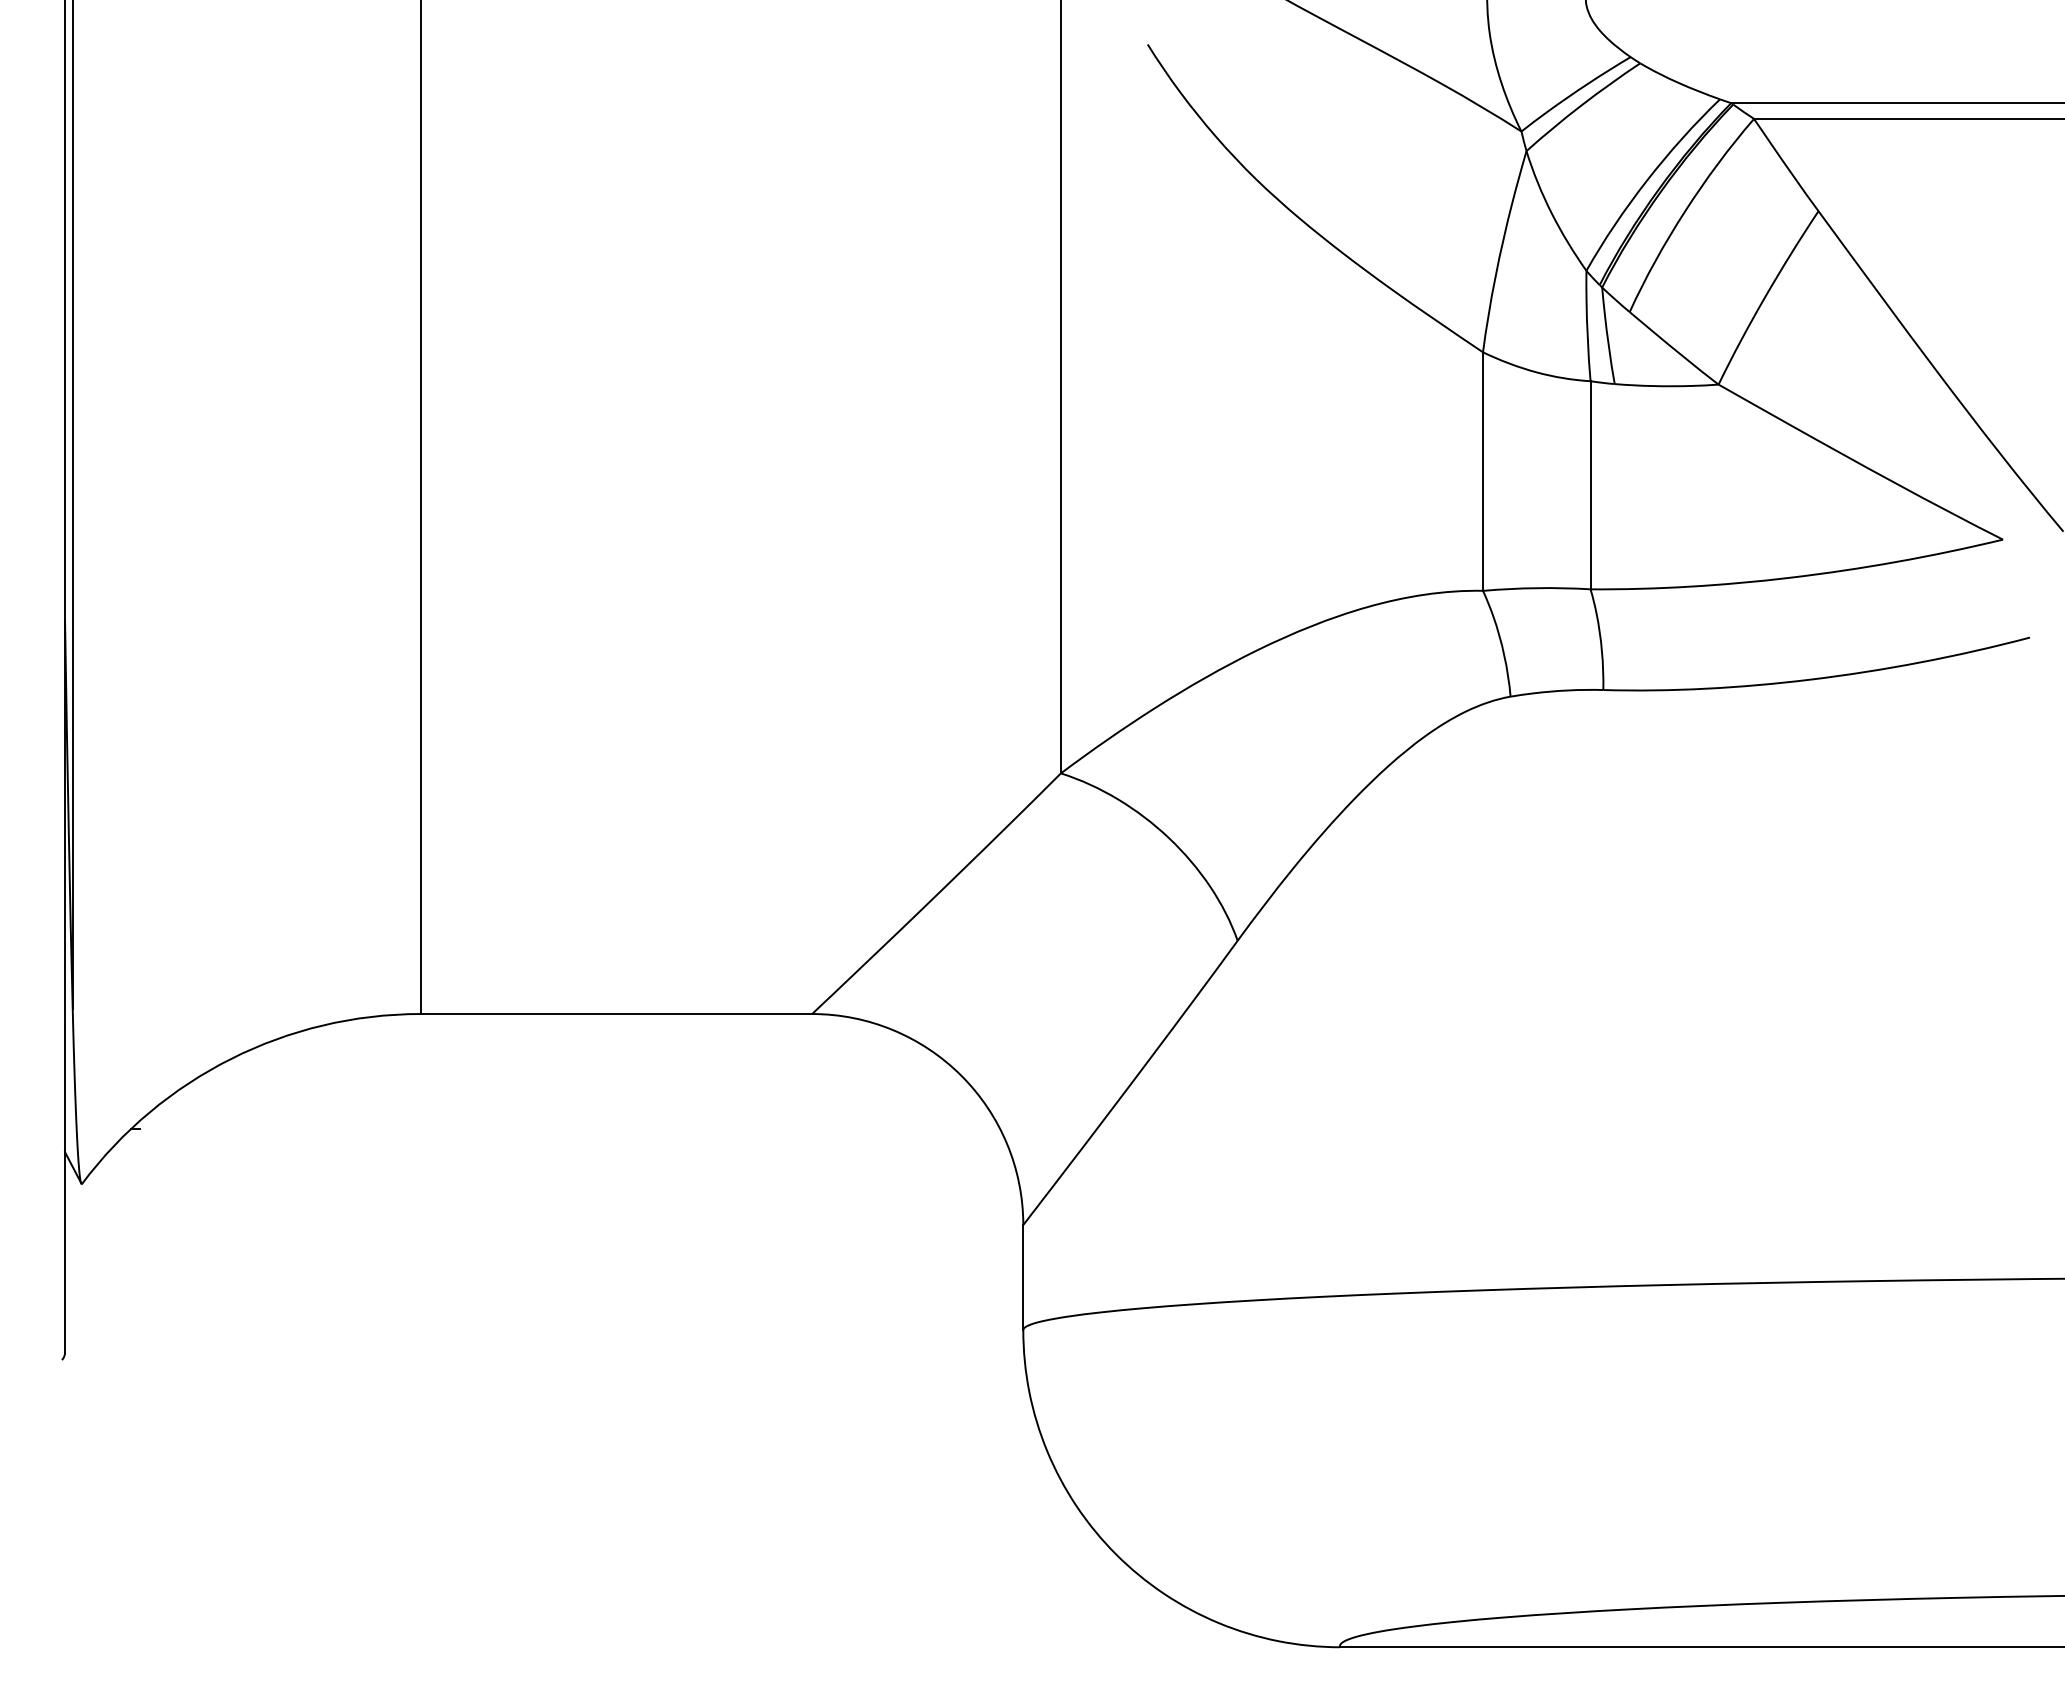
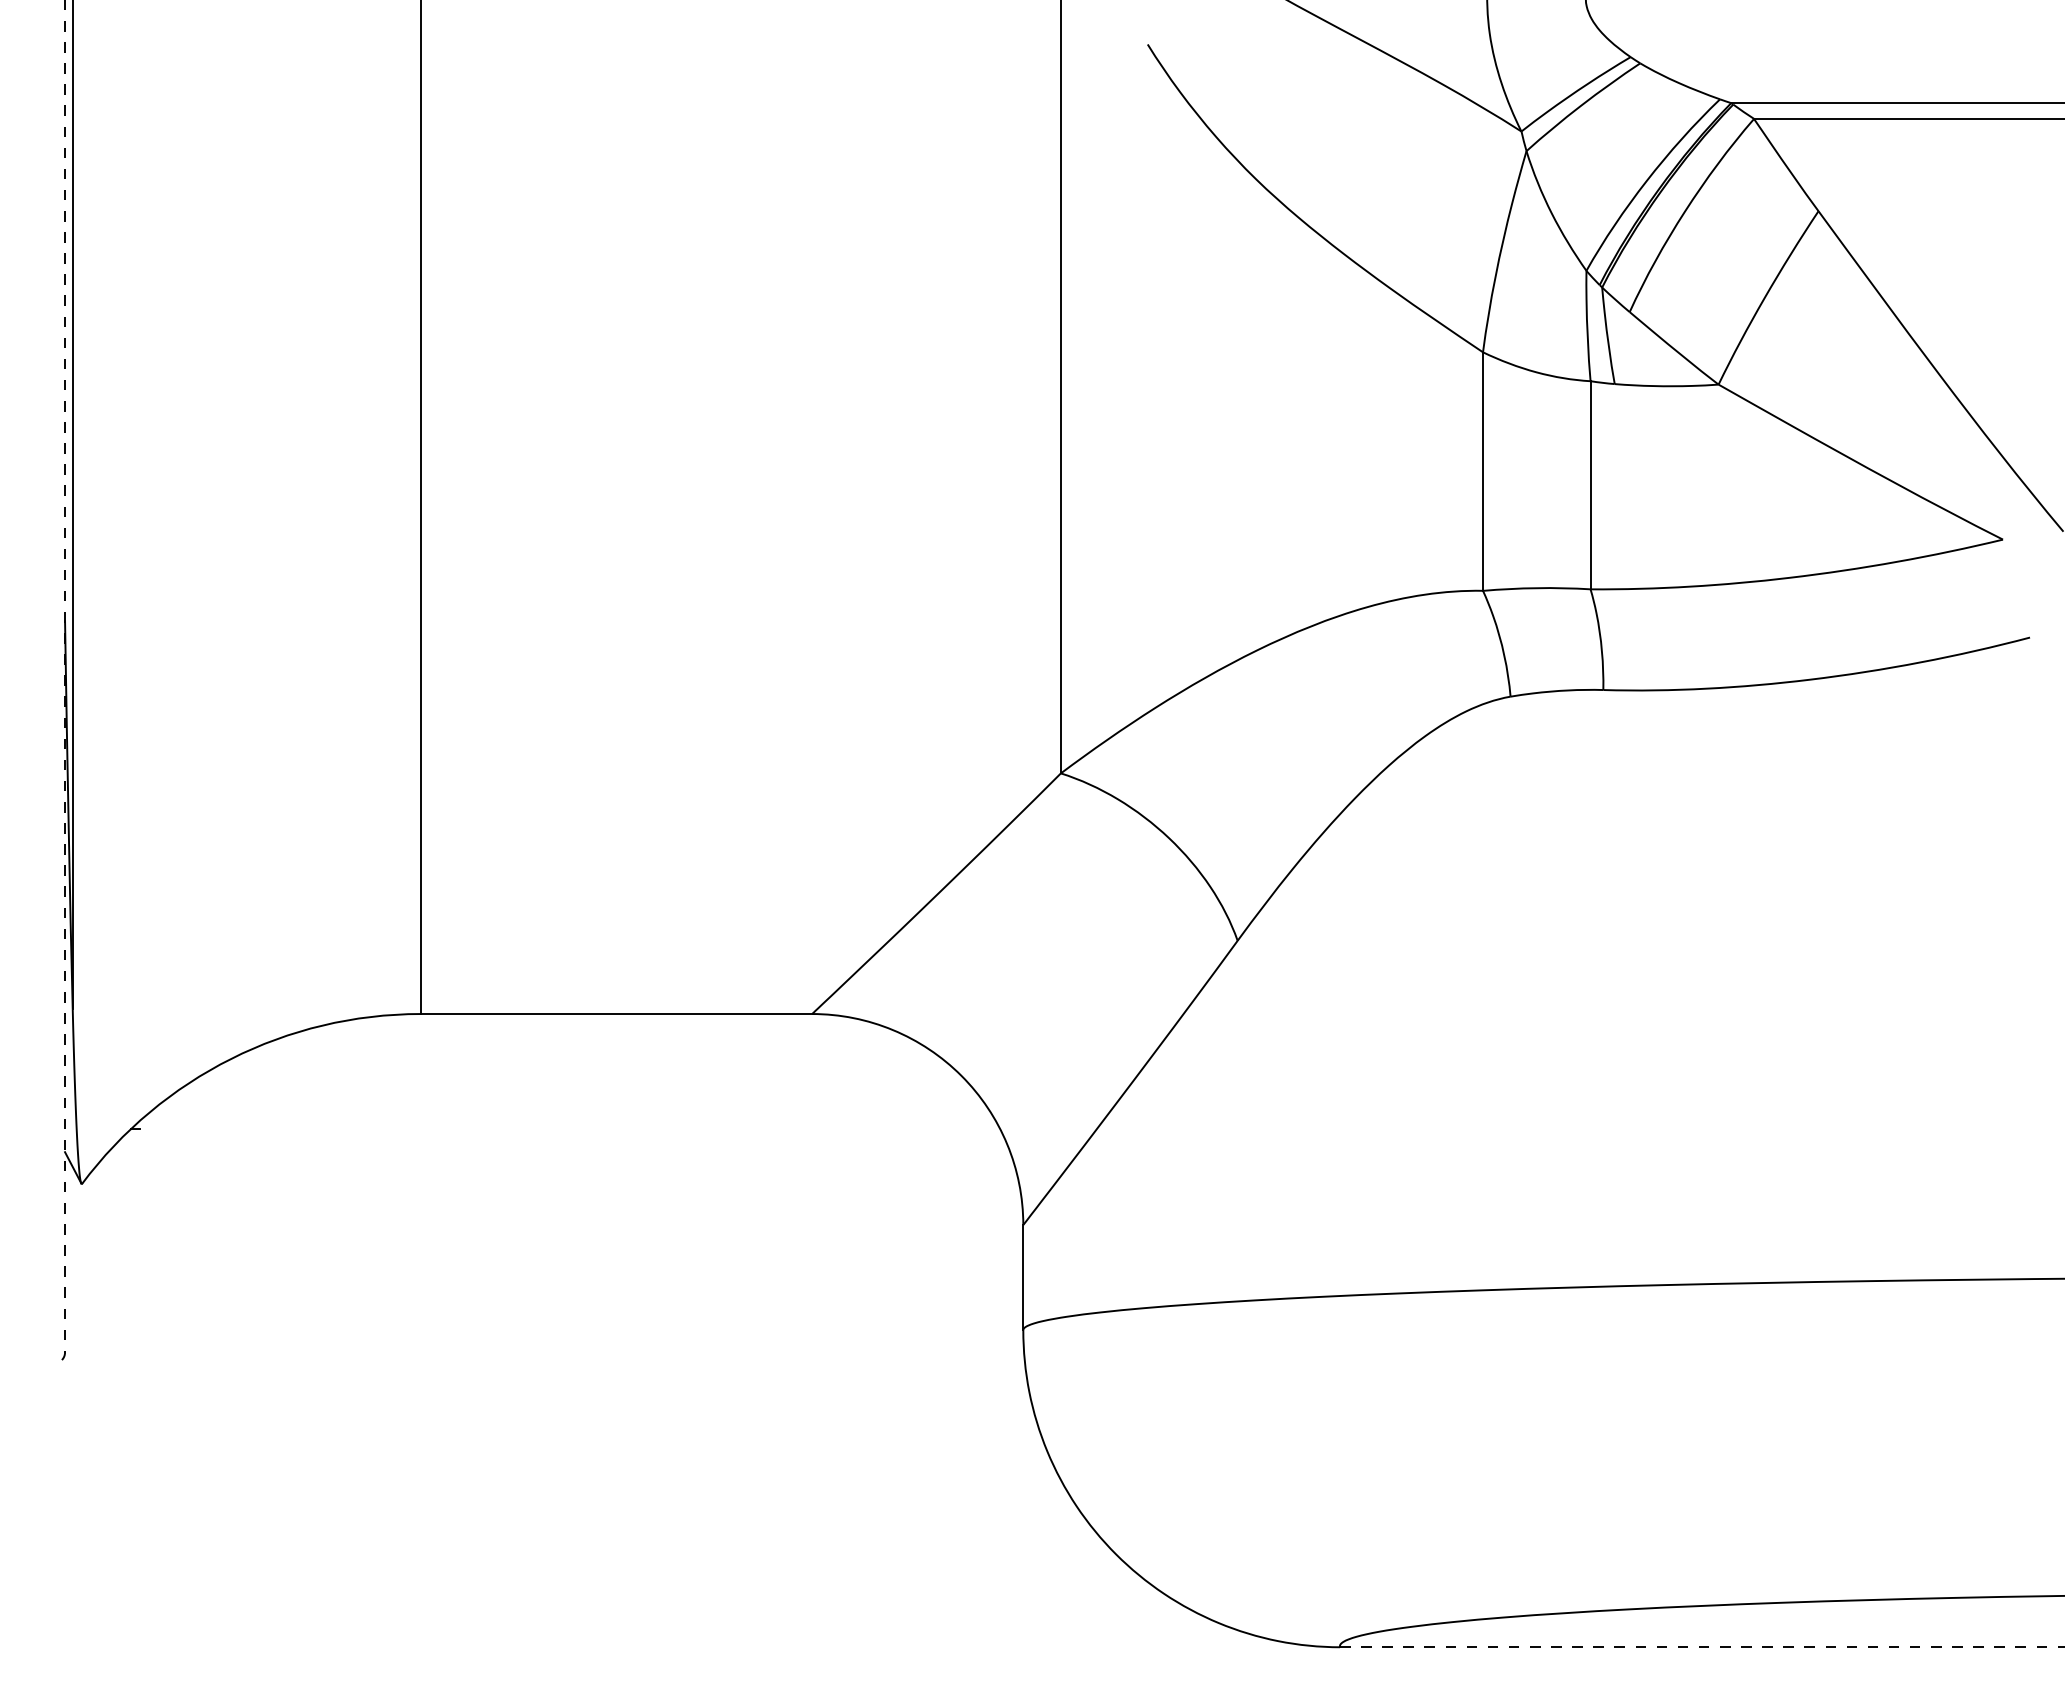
line: solid -> dashed (65, 676)
line: solid -> dashed (1703, 1647)
